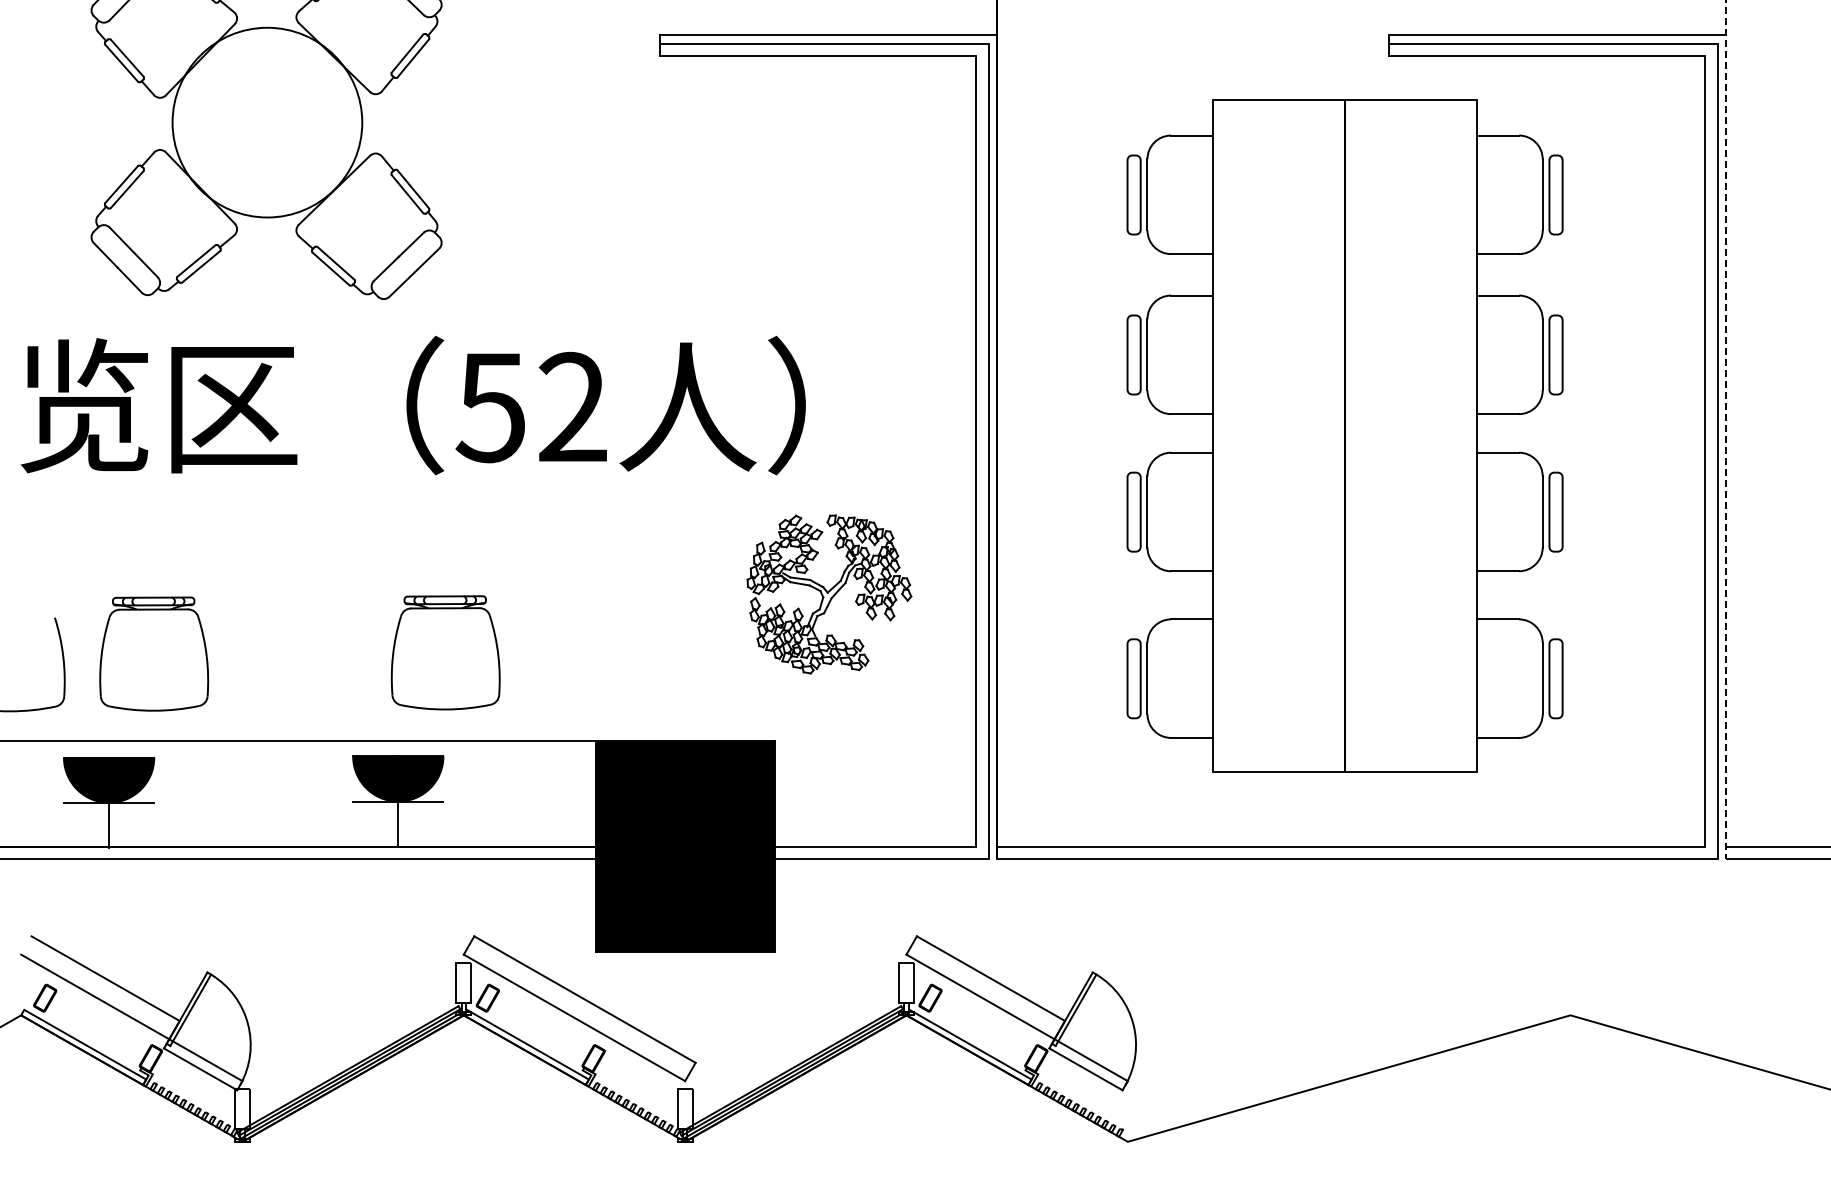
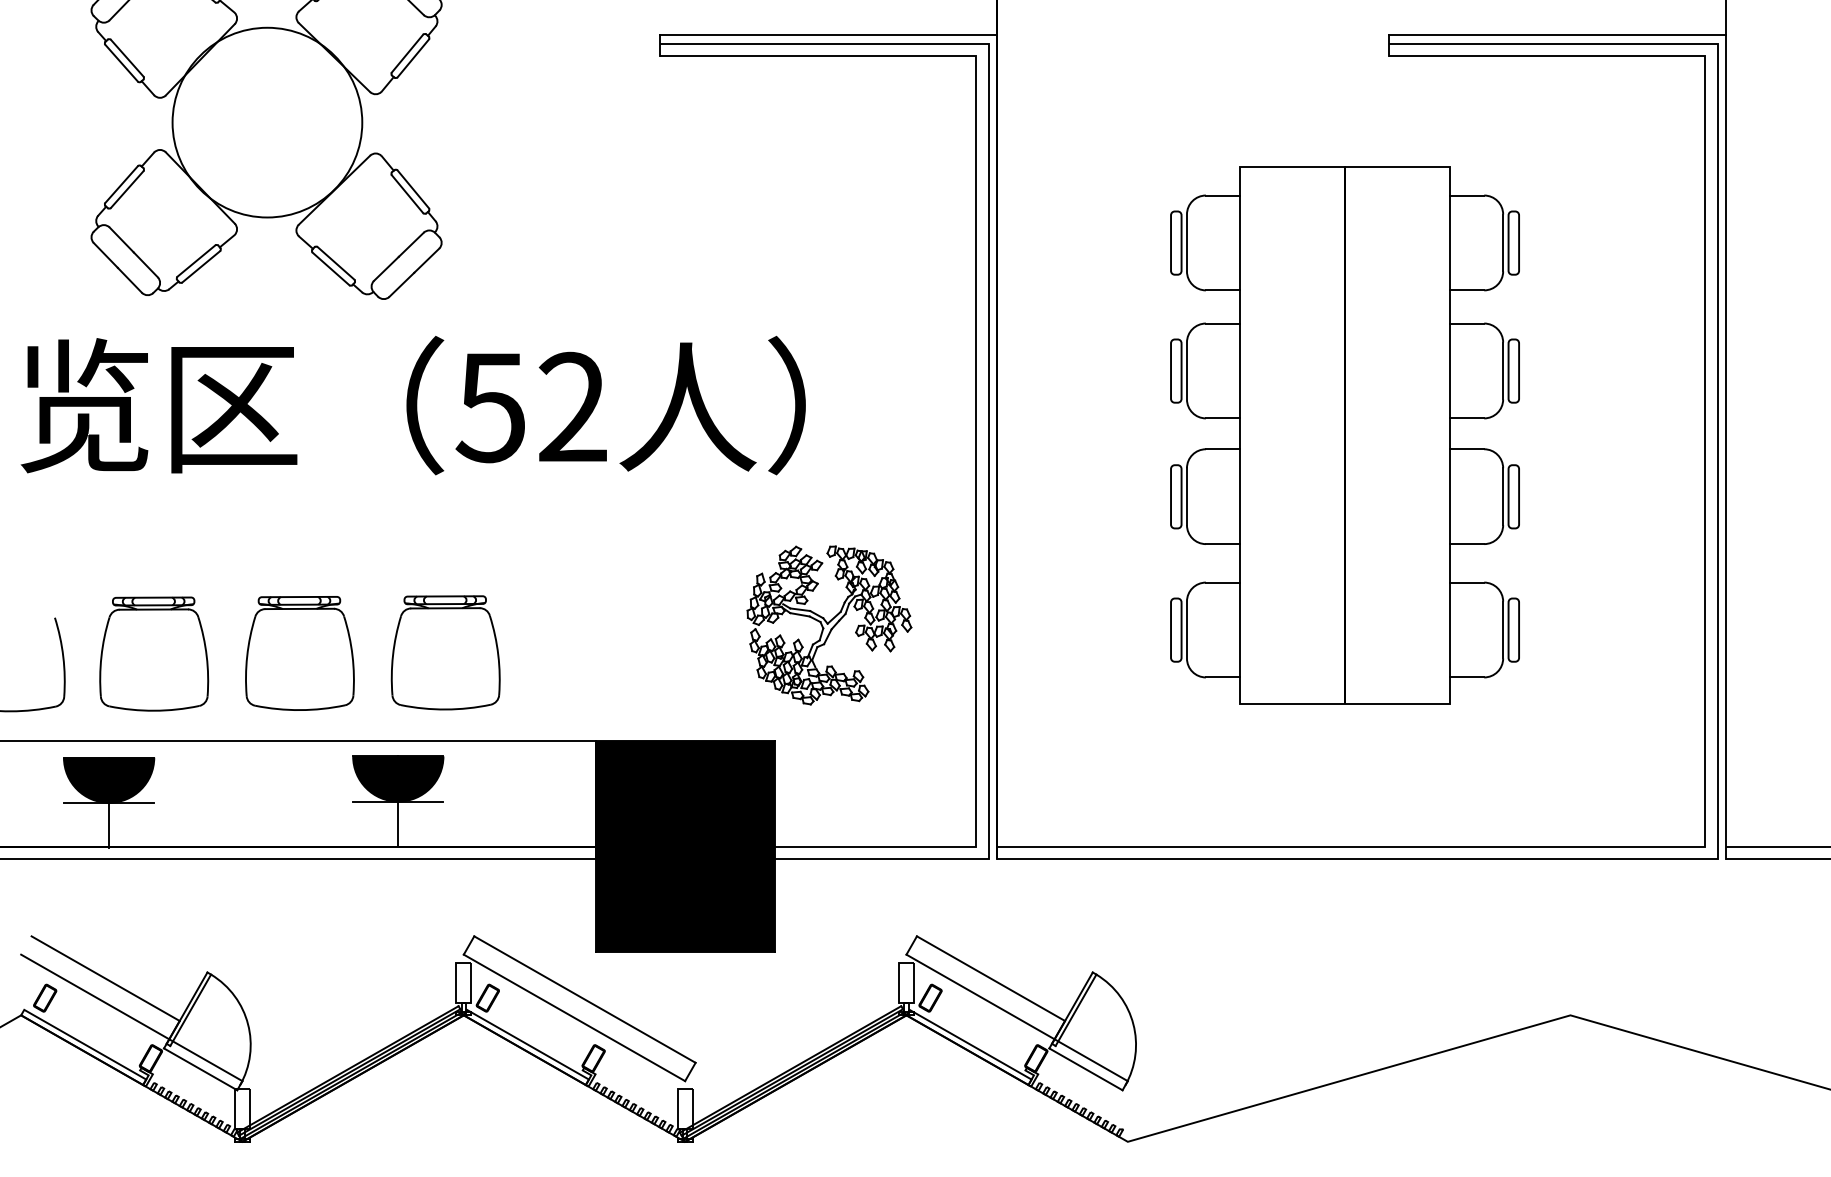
line: dashed -> solid (1726, 430)
part size: 438x674 px -> 350x539 px (1344, 435)
part position: (829, 594) -> (829, 625) (829, 625)
part: none -> present (299, 653)
